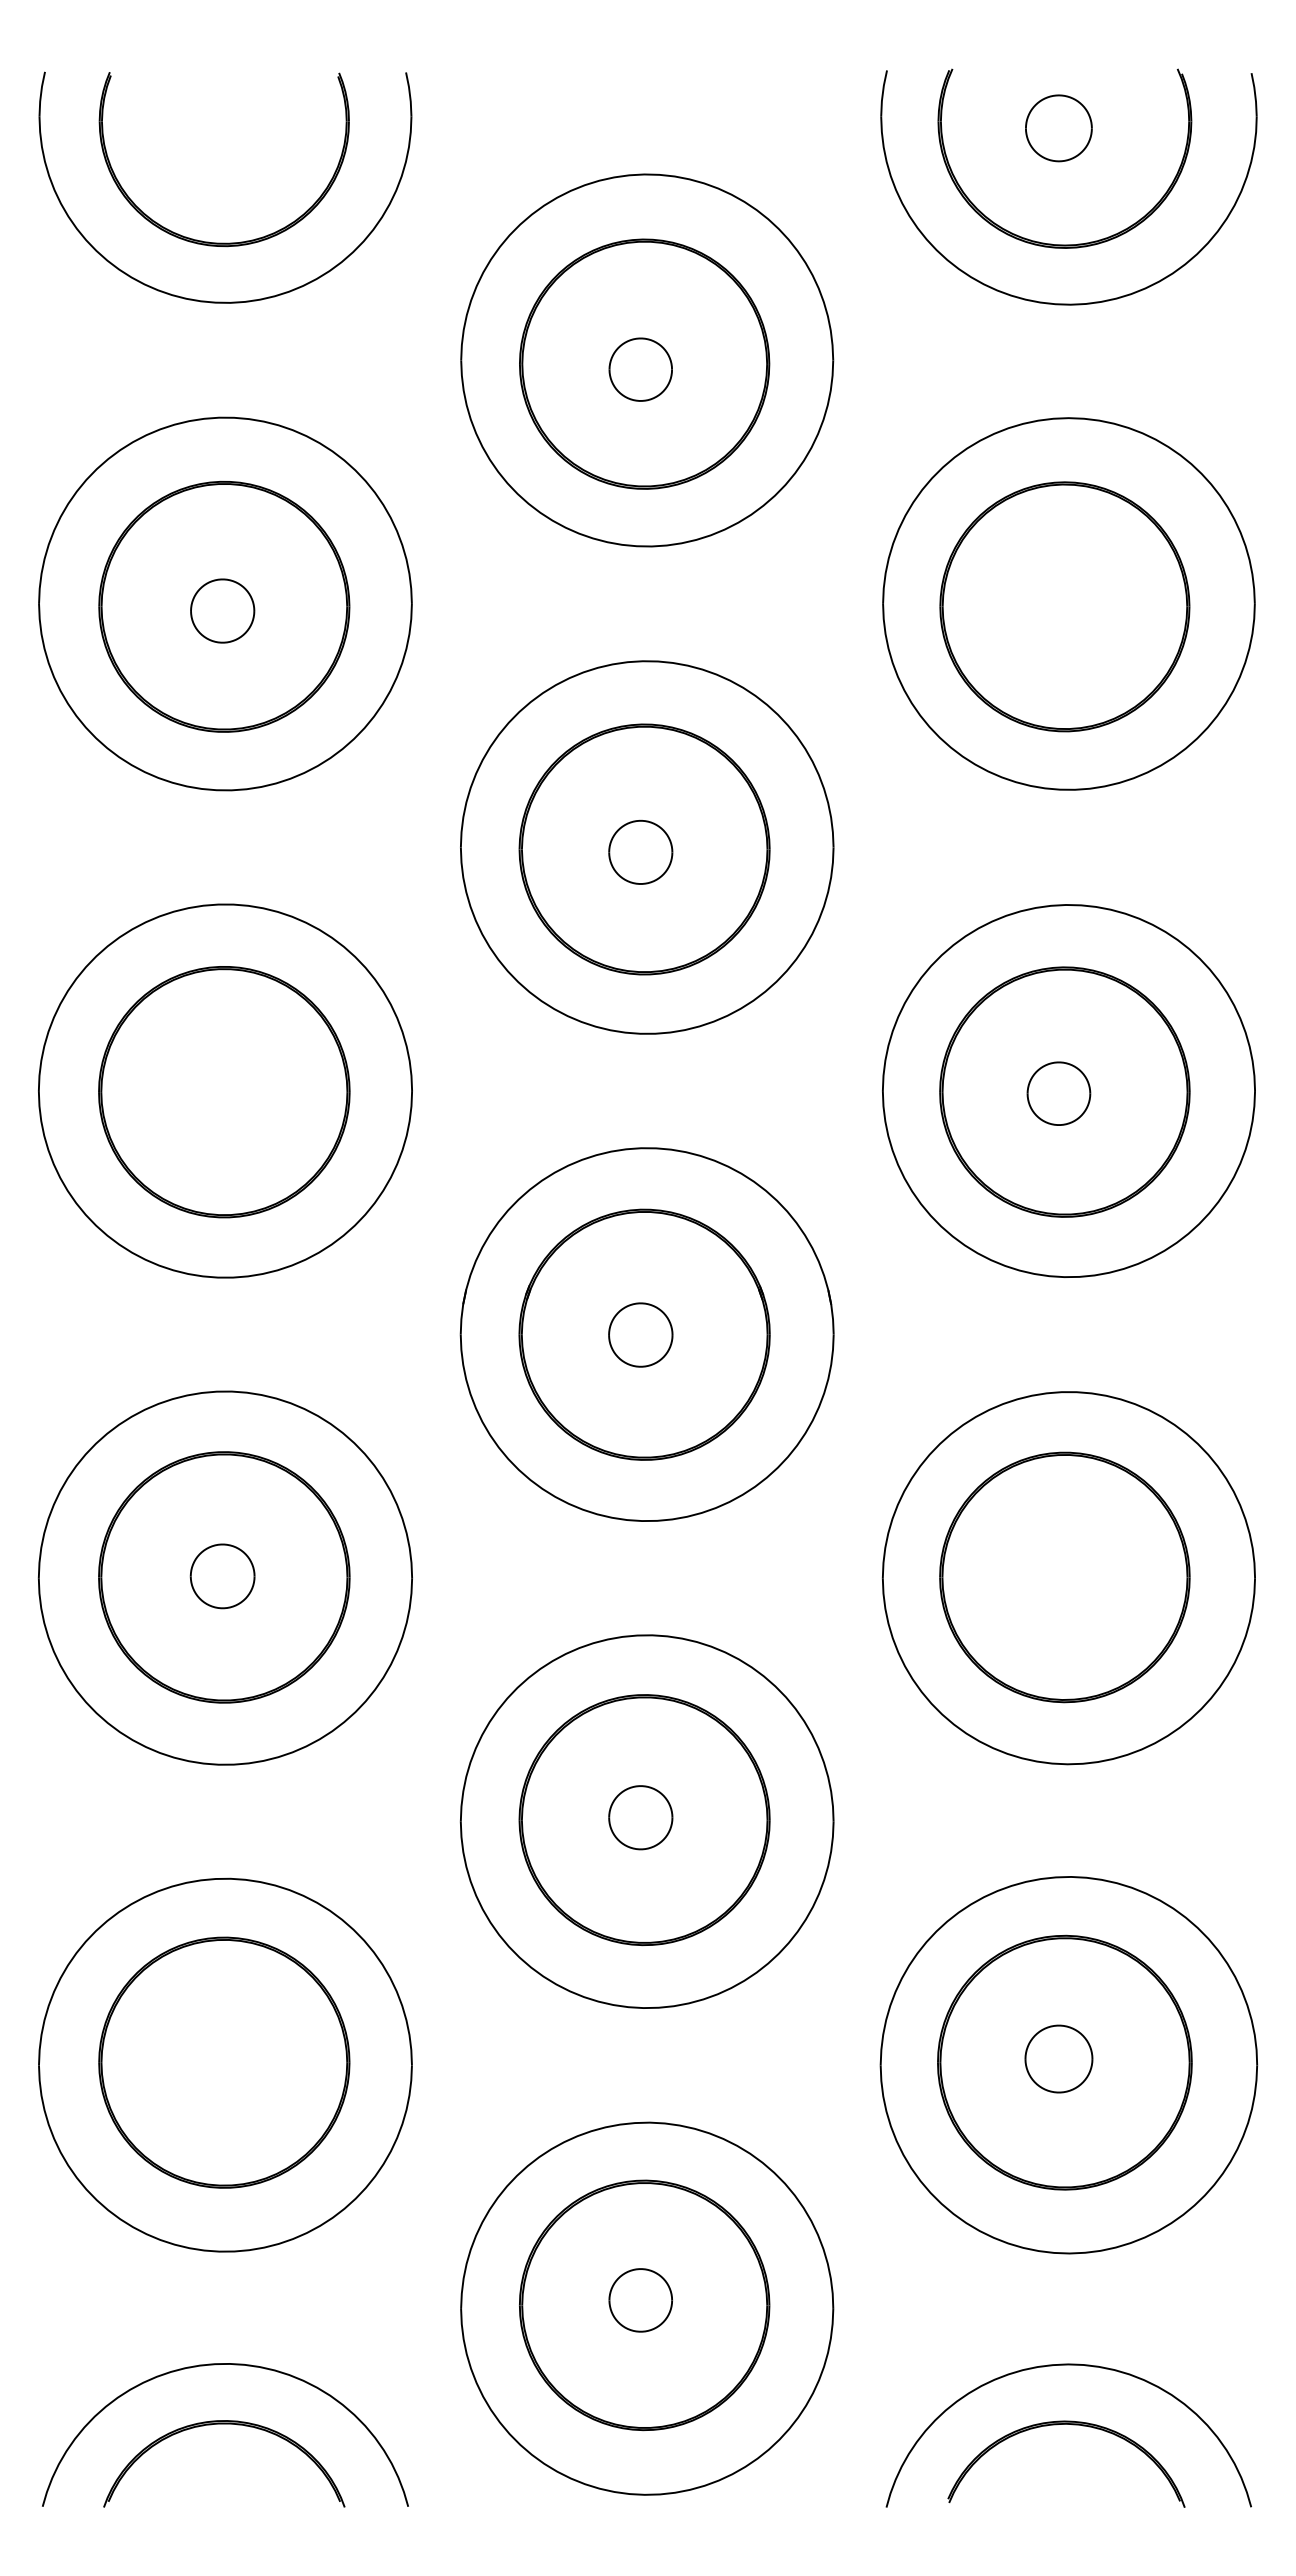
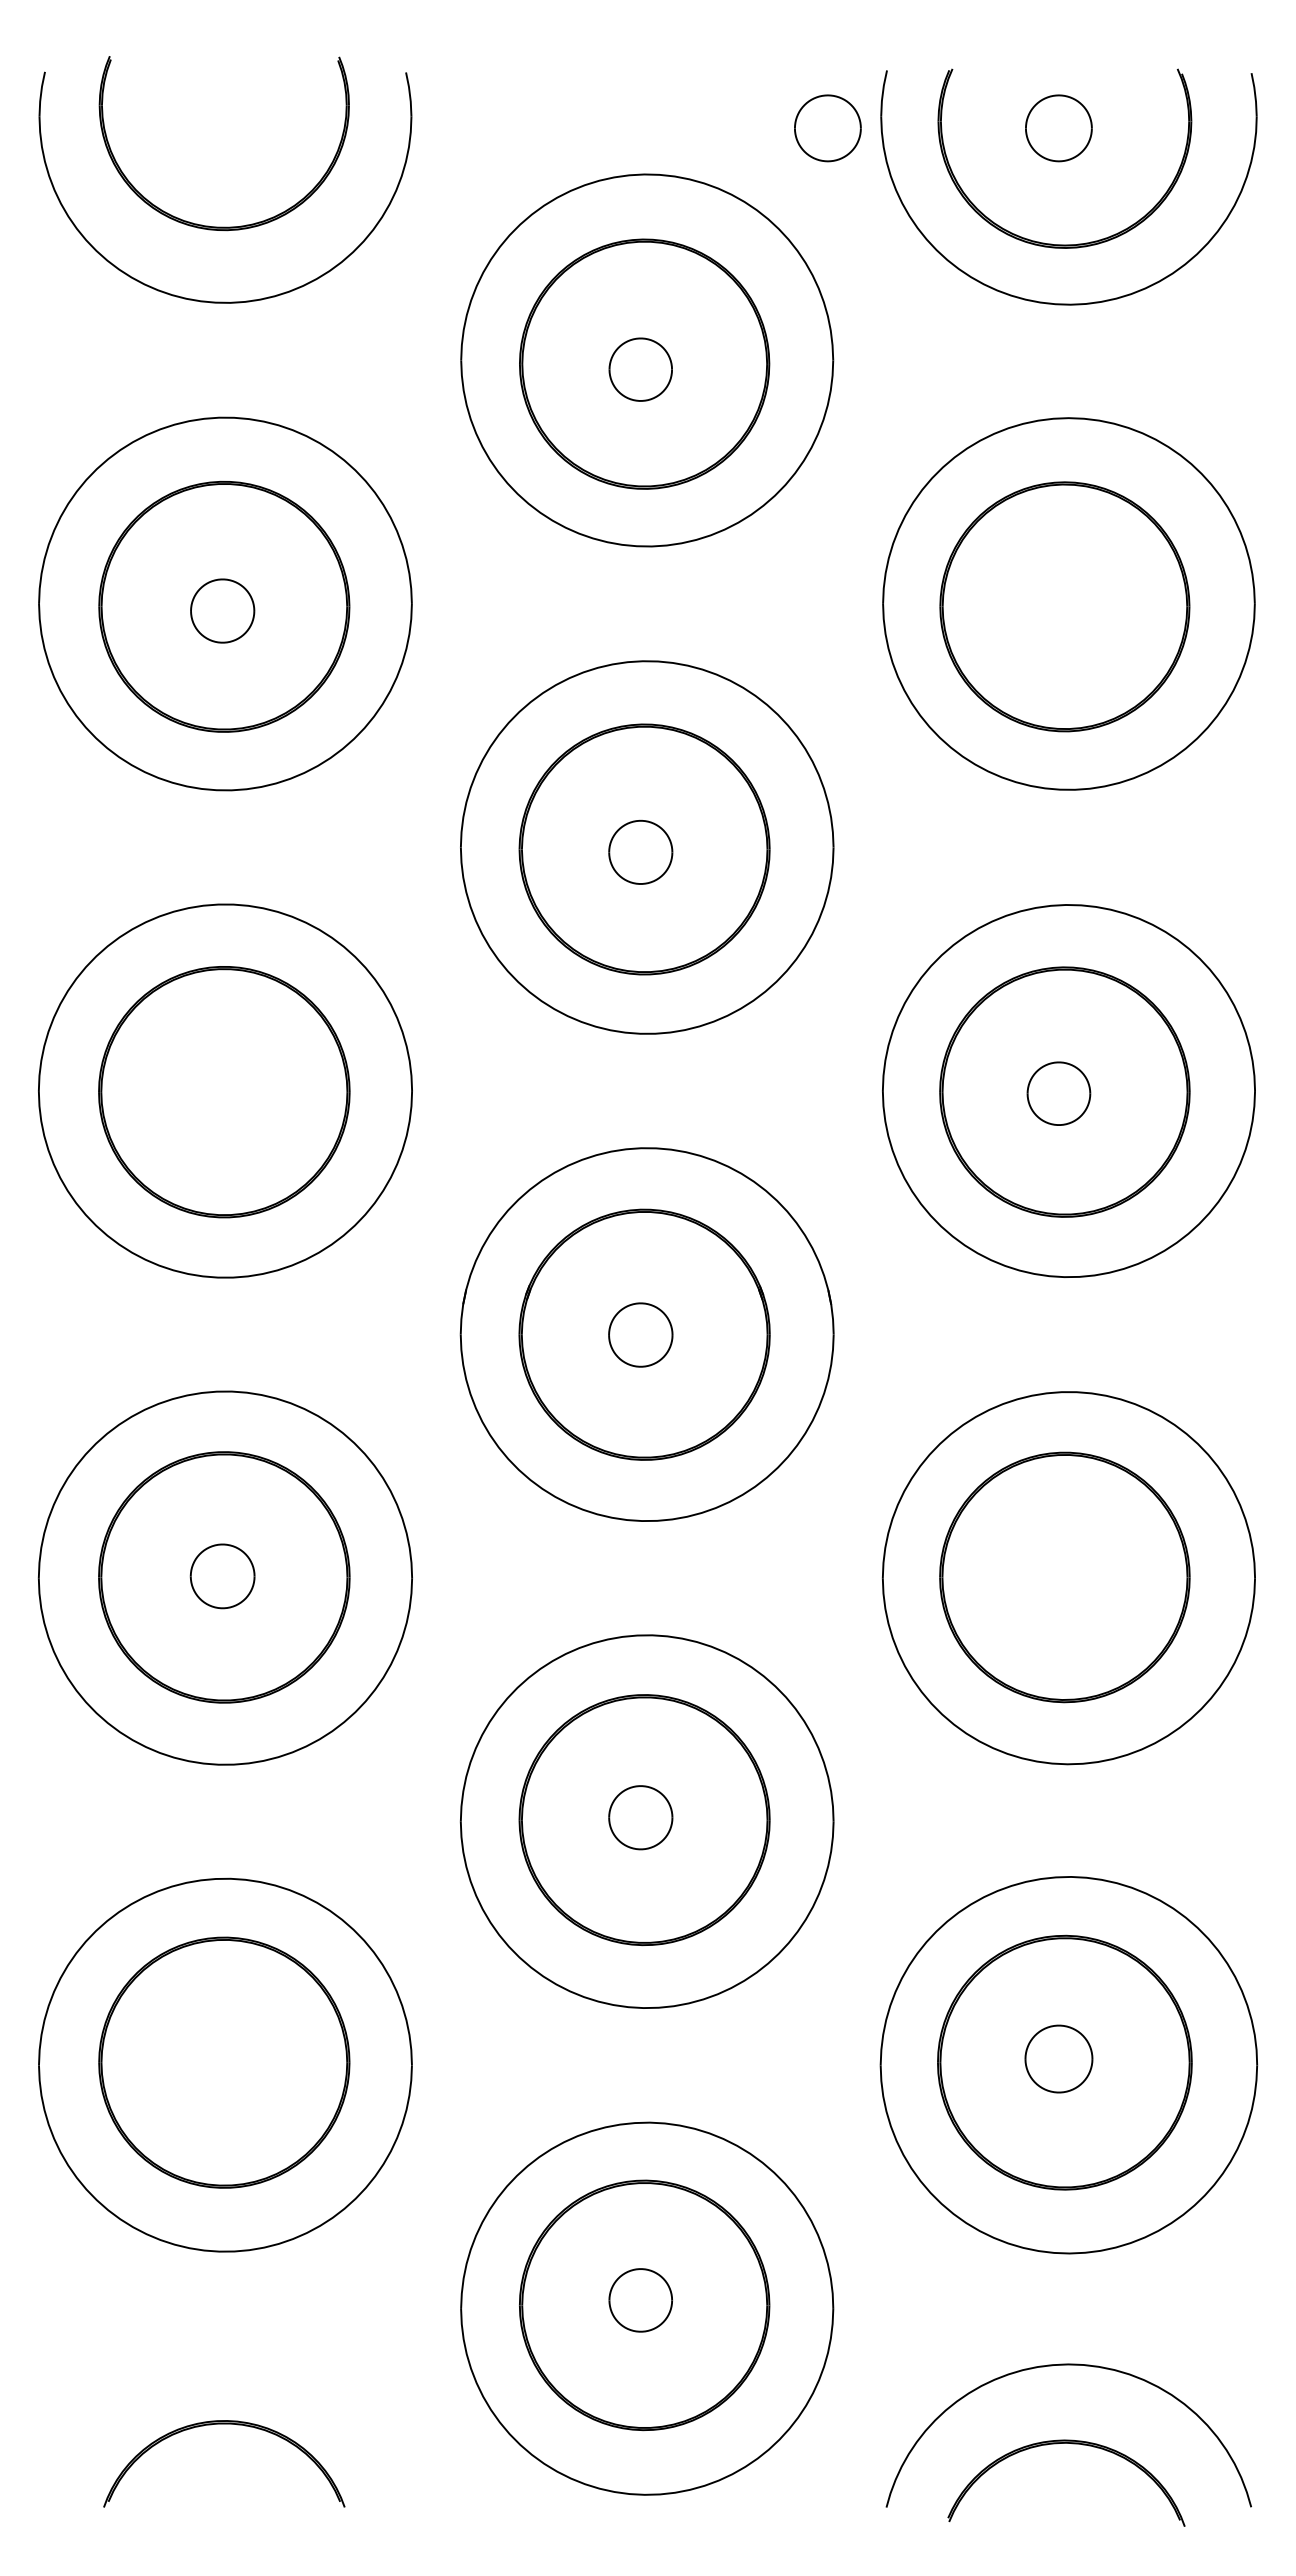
part: none -> present (827, 128)
part position: (223, 242) -> (223, 226) (223, 226)
curve: present -> none (234, 2365)
part position: (1072, 2425) -> (1072, 2444) (1072, 2444)
